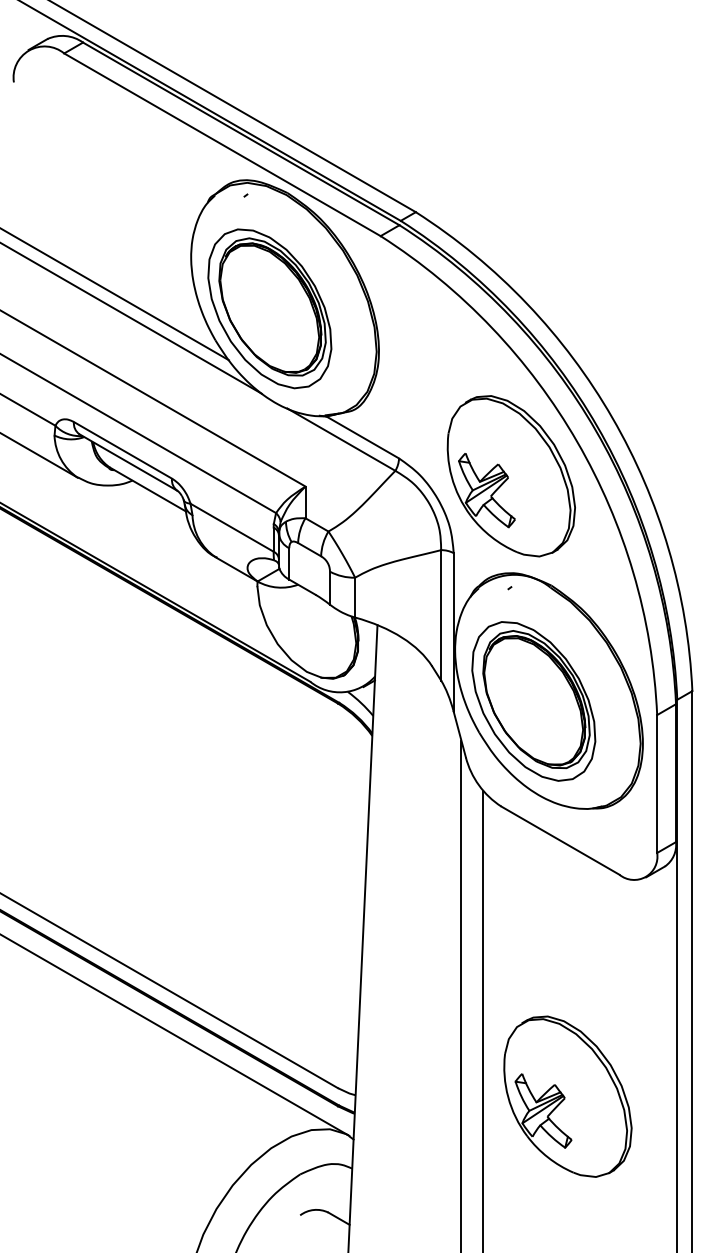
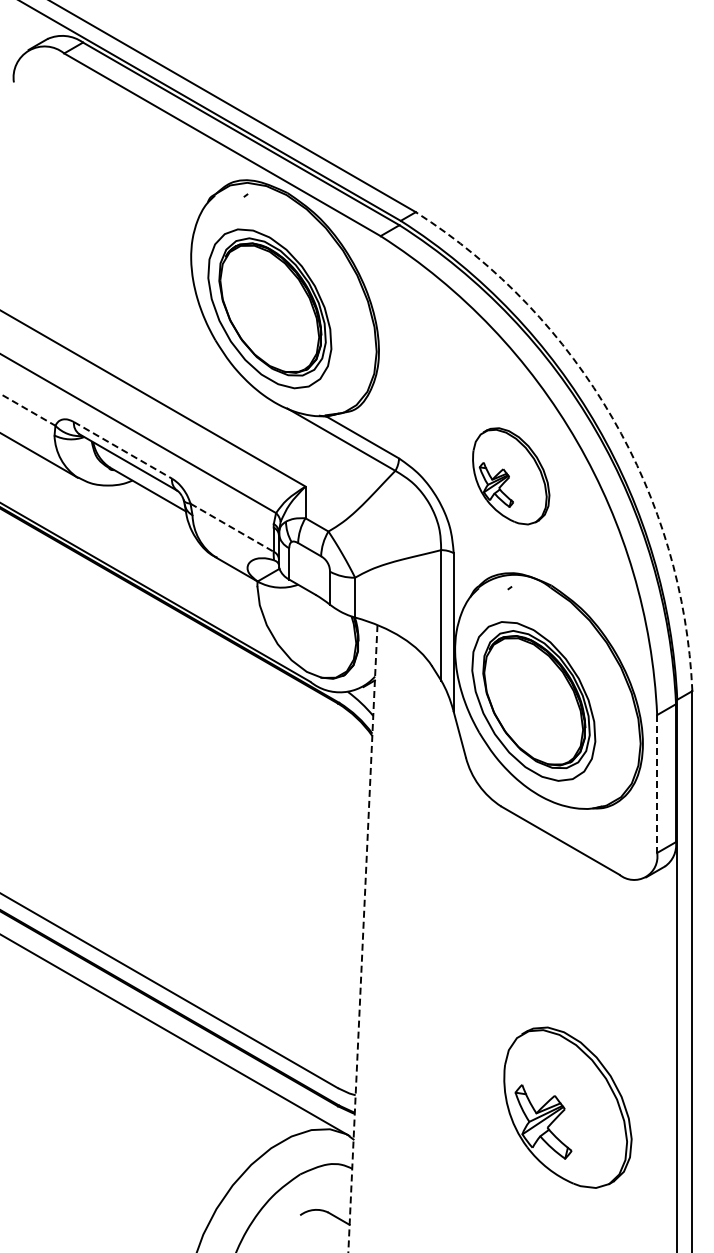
line: present -> none (115, 294)
line: present -> none (131, 318)
line: solid -> dashed (27, 409)
arc: solid -> dashed (612, 417)
line: solid -> dashed (122, 450)
part size: 130x163 px -> 79x99 px (511, 476)
line: solid -> dashed (232, 527)
line: solid -> dashed (657, 784)
line: solid -> dashed (362, 939)
line: present -> none (461, 994)
line: present -> none (483, 1019)
part position: (567, 1096) -> (567, 1107) (567, 1107)
